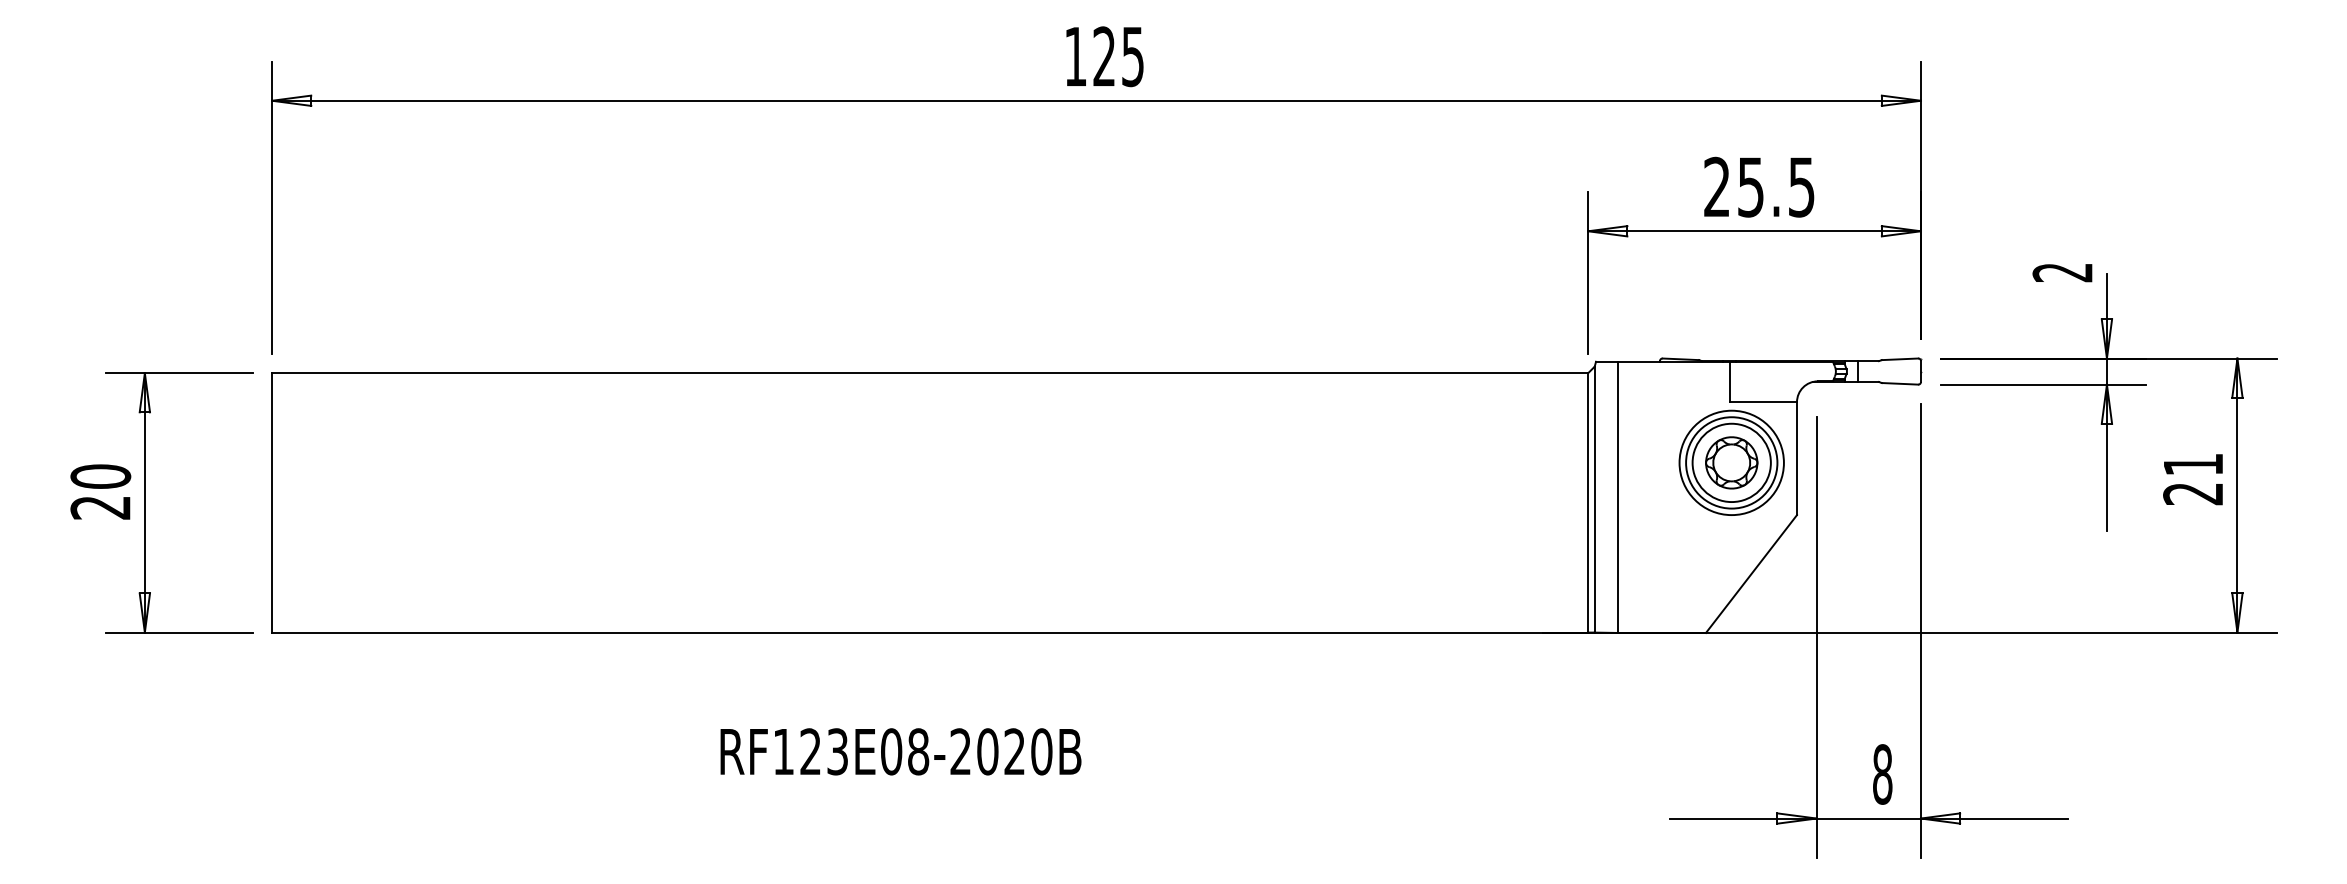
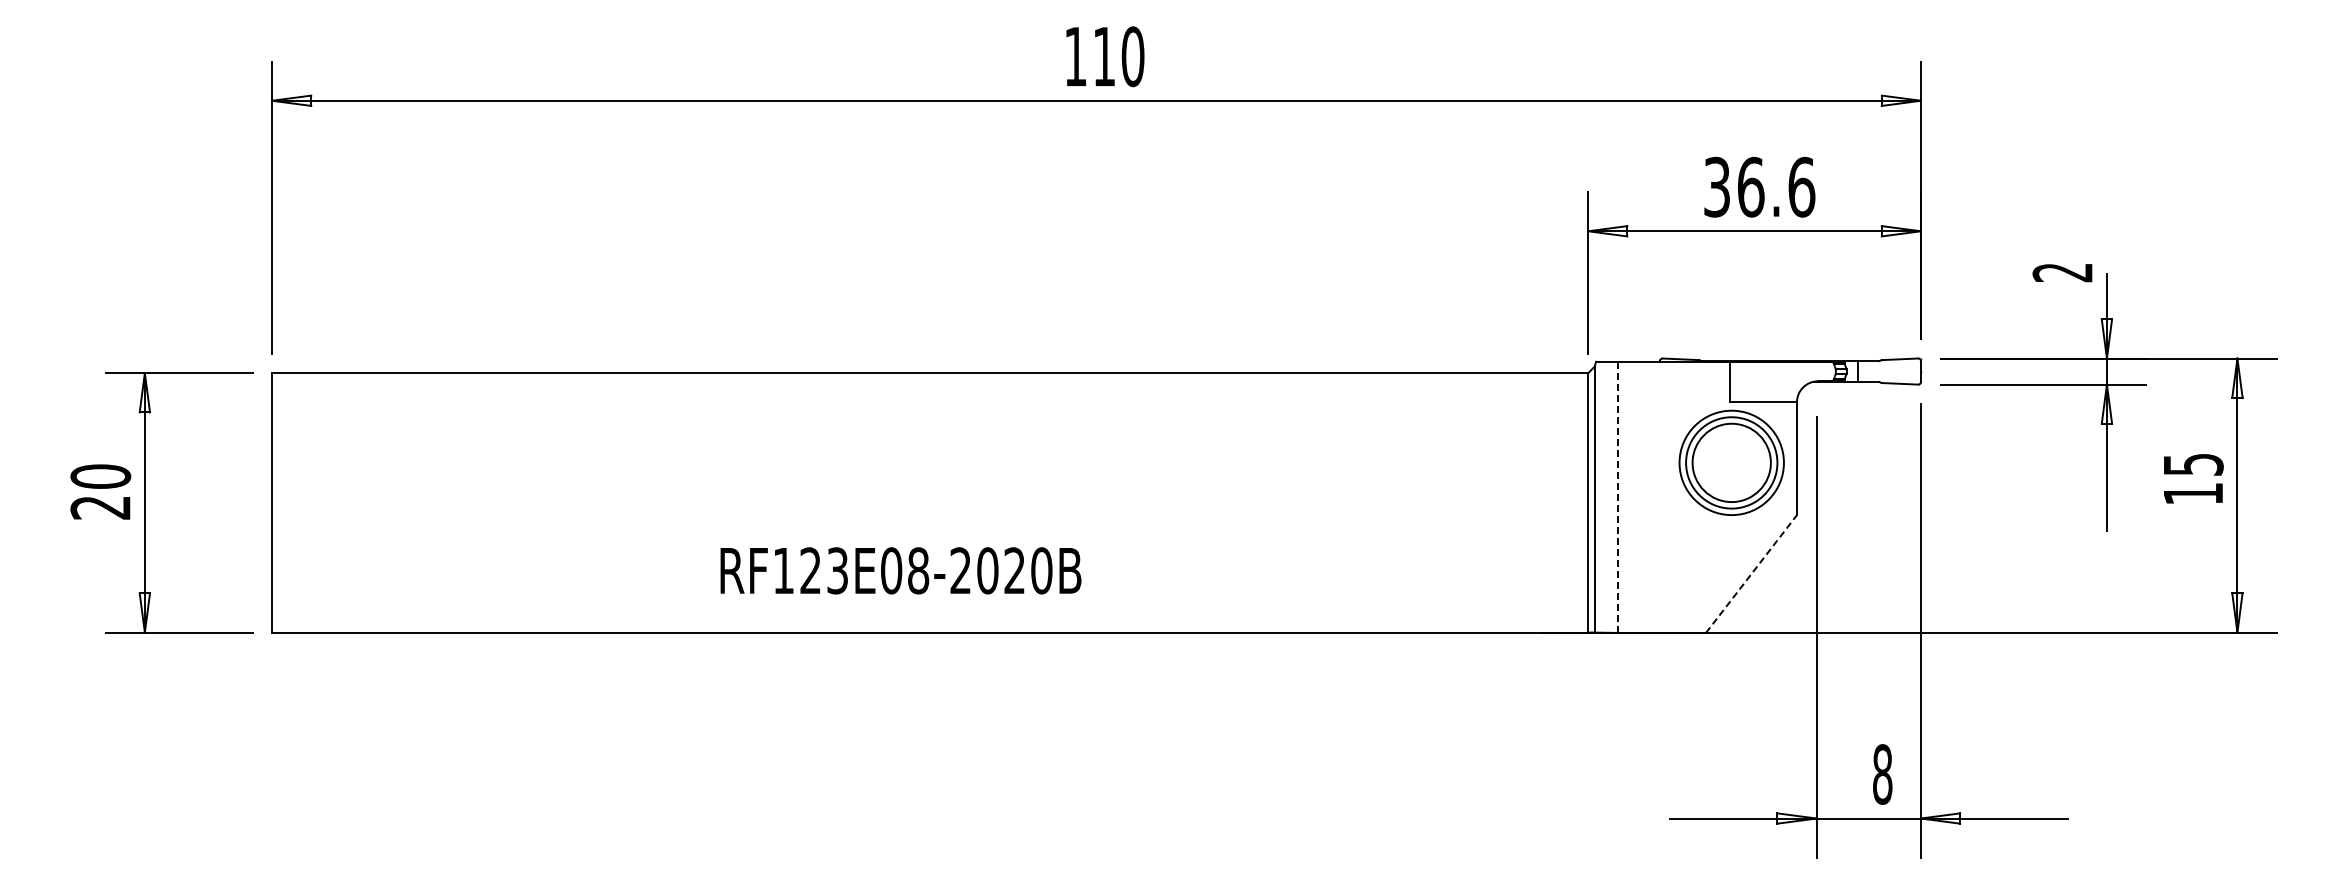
text: 125 -> 110 (1118, 56)
text: 25.5 -> 36.6 (1759, 186)
part: present -> none (1731, 462)
text: 21 -> 15 (2193, 479)
line: solid -> dashed (1617, 497)
line: solid -> dashed (1751, 573)
text position: (900, 751) -> (900, 570) (900, 570)
